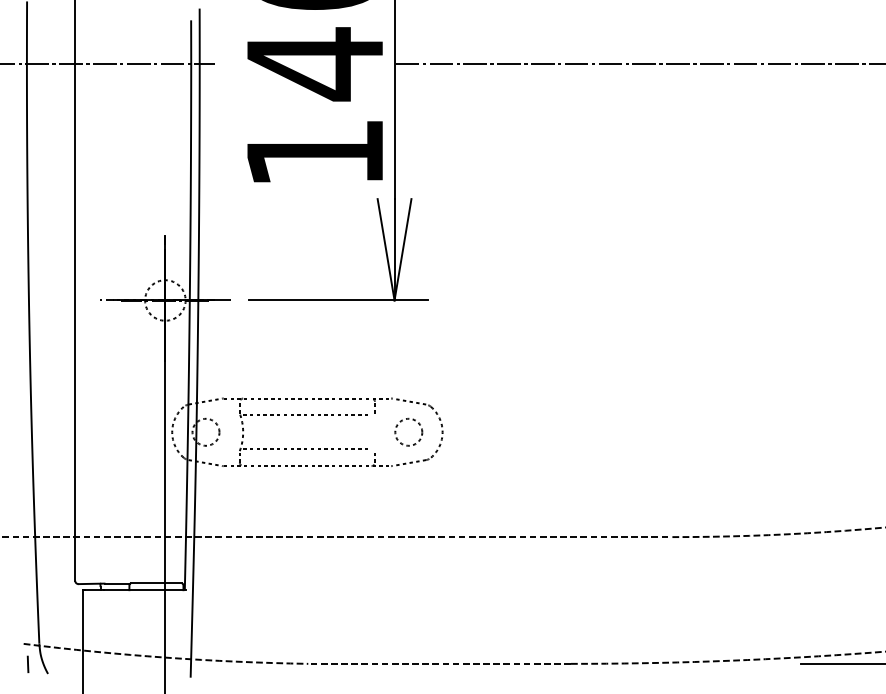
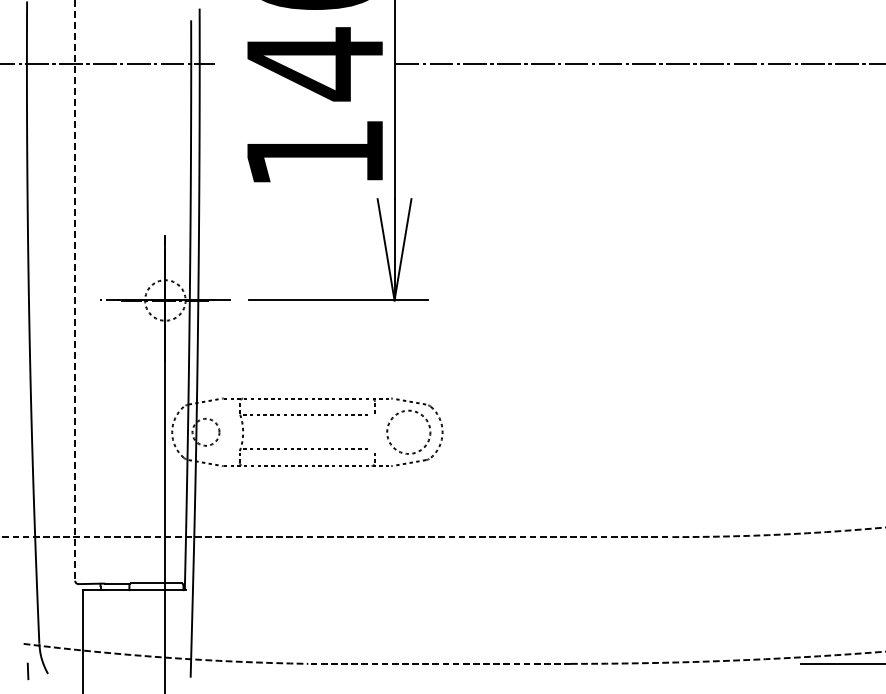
line: solid -> dashed (75, 290)
circle diameter: 27 px -> 43 px (408, 431)
line position: (27, 664) -> (27, 671) (27, 671)
